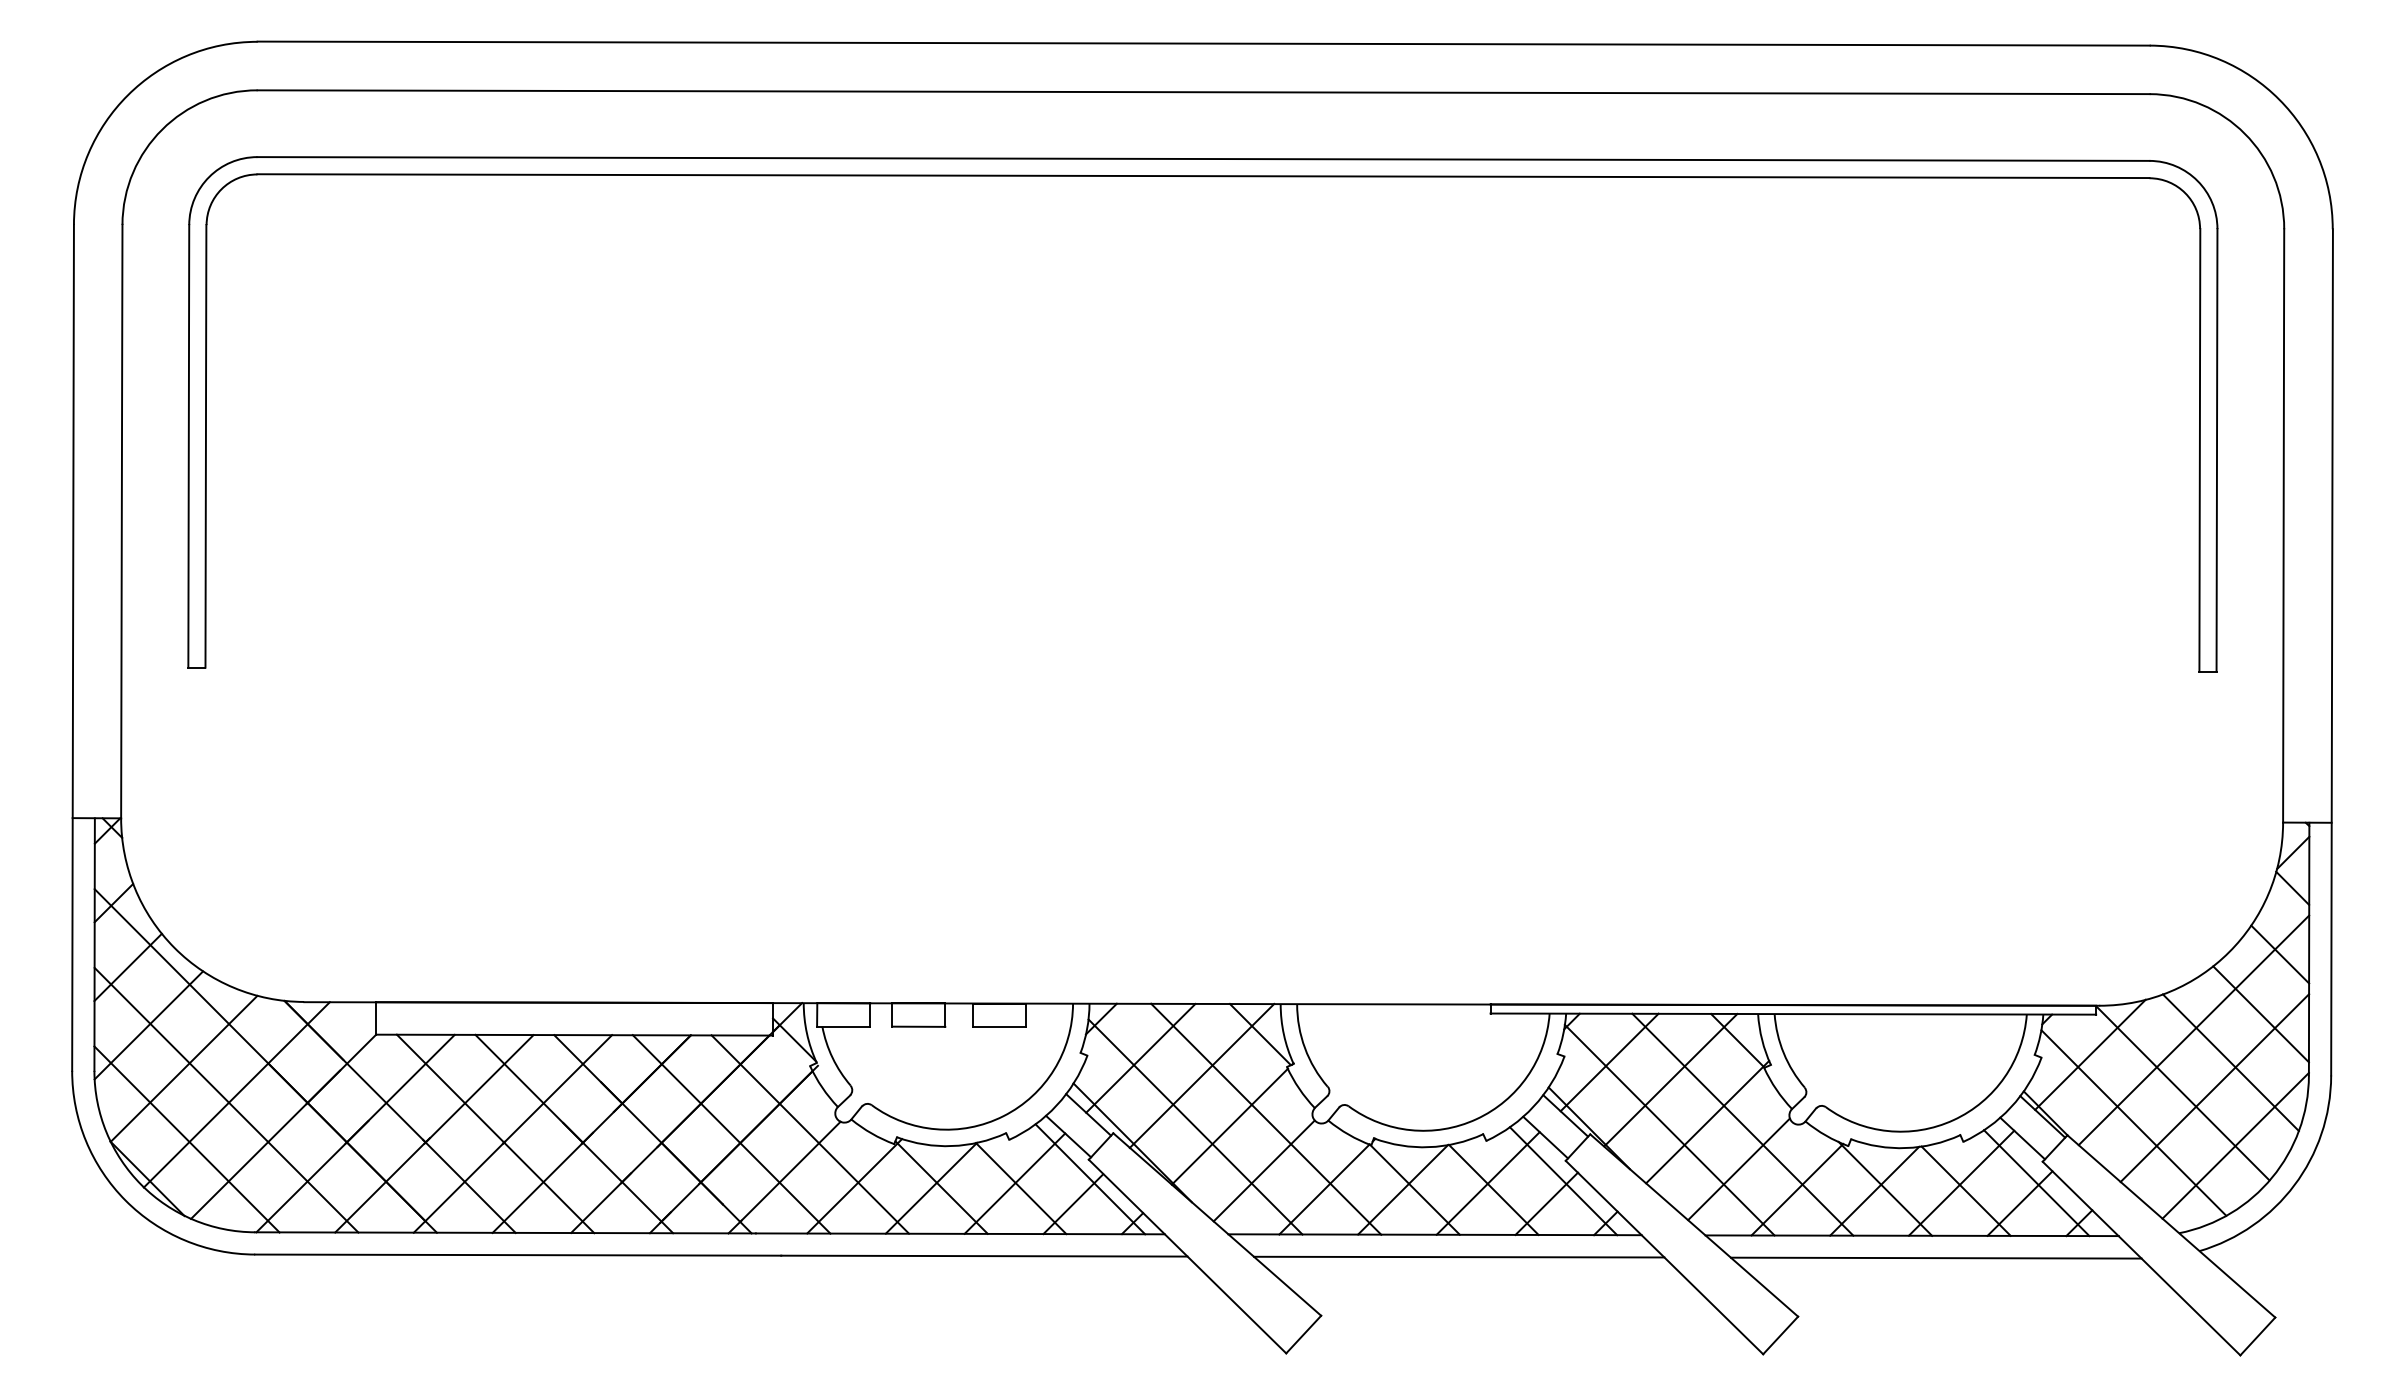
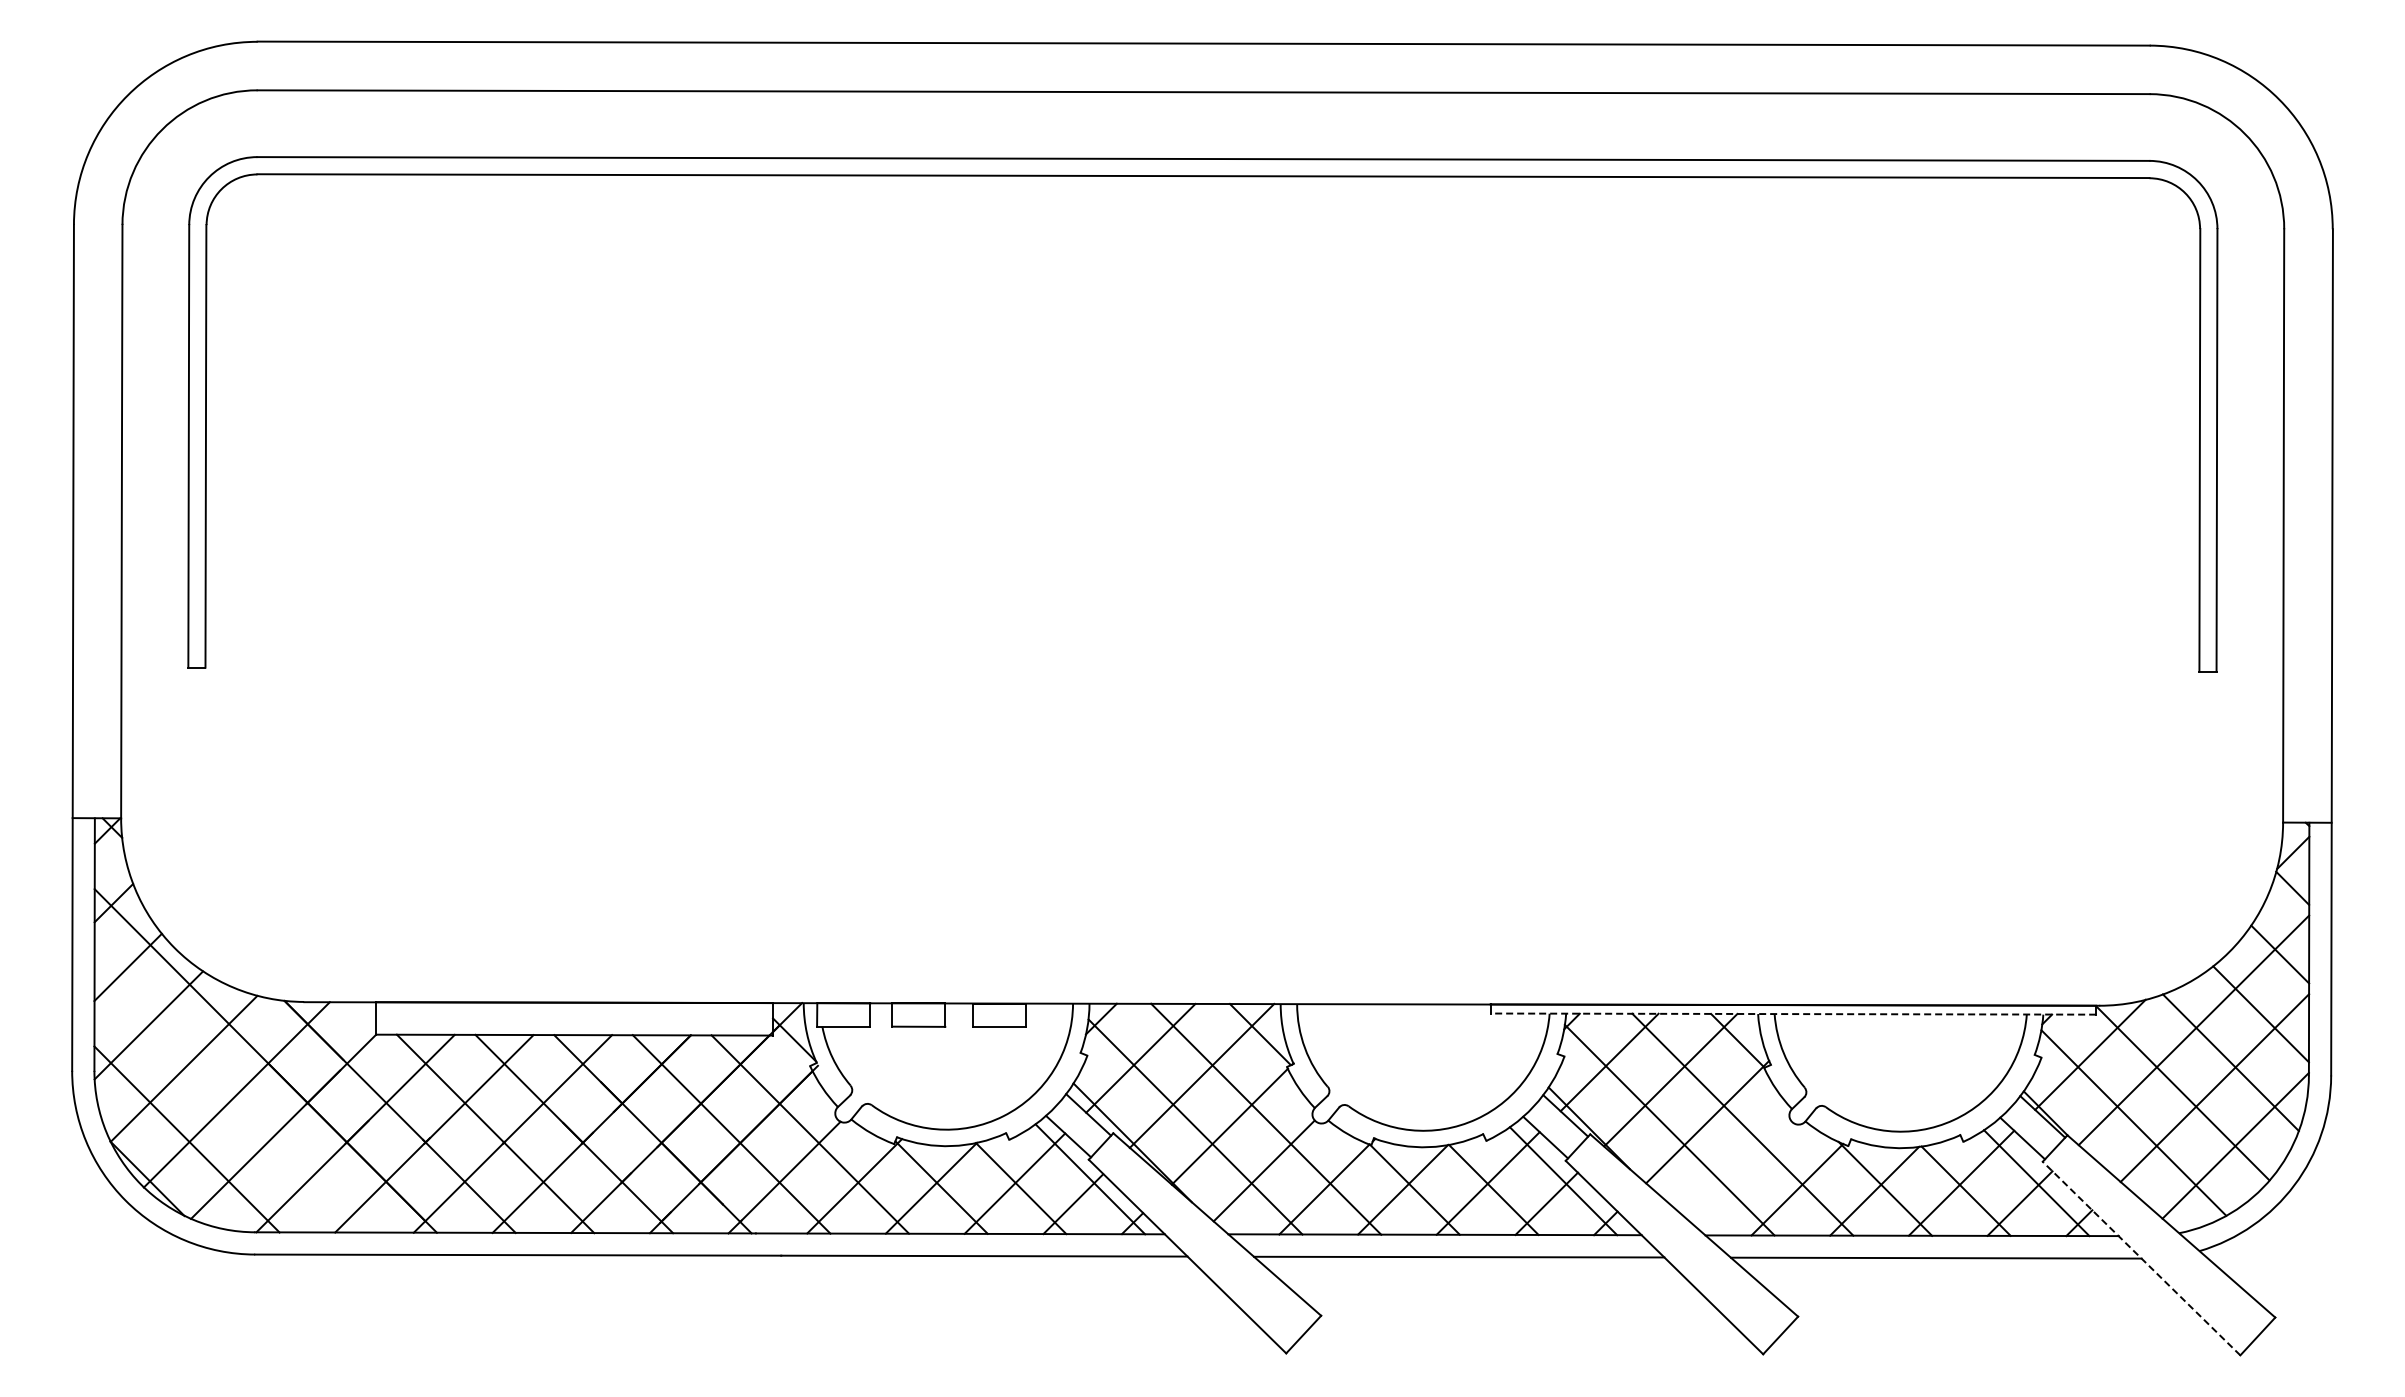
line: solid -> dashed (1793, 1014)
line: present -> none (226, 1099)
line: present -> none (1738, 1169)
line: solid -> dashed (2141, 1258)
